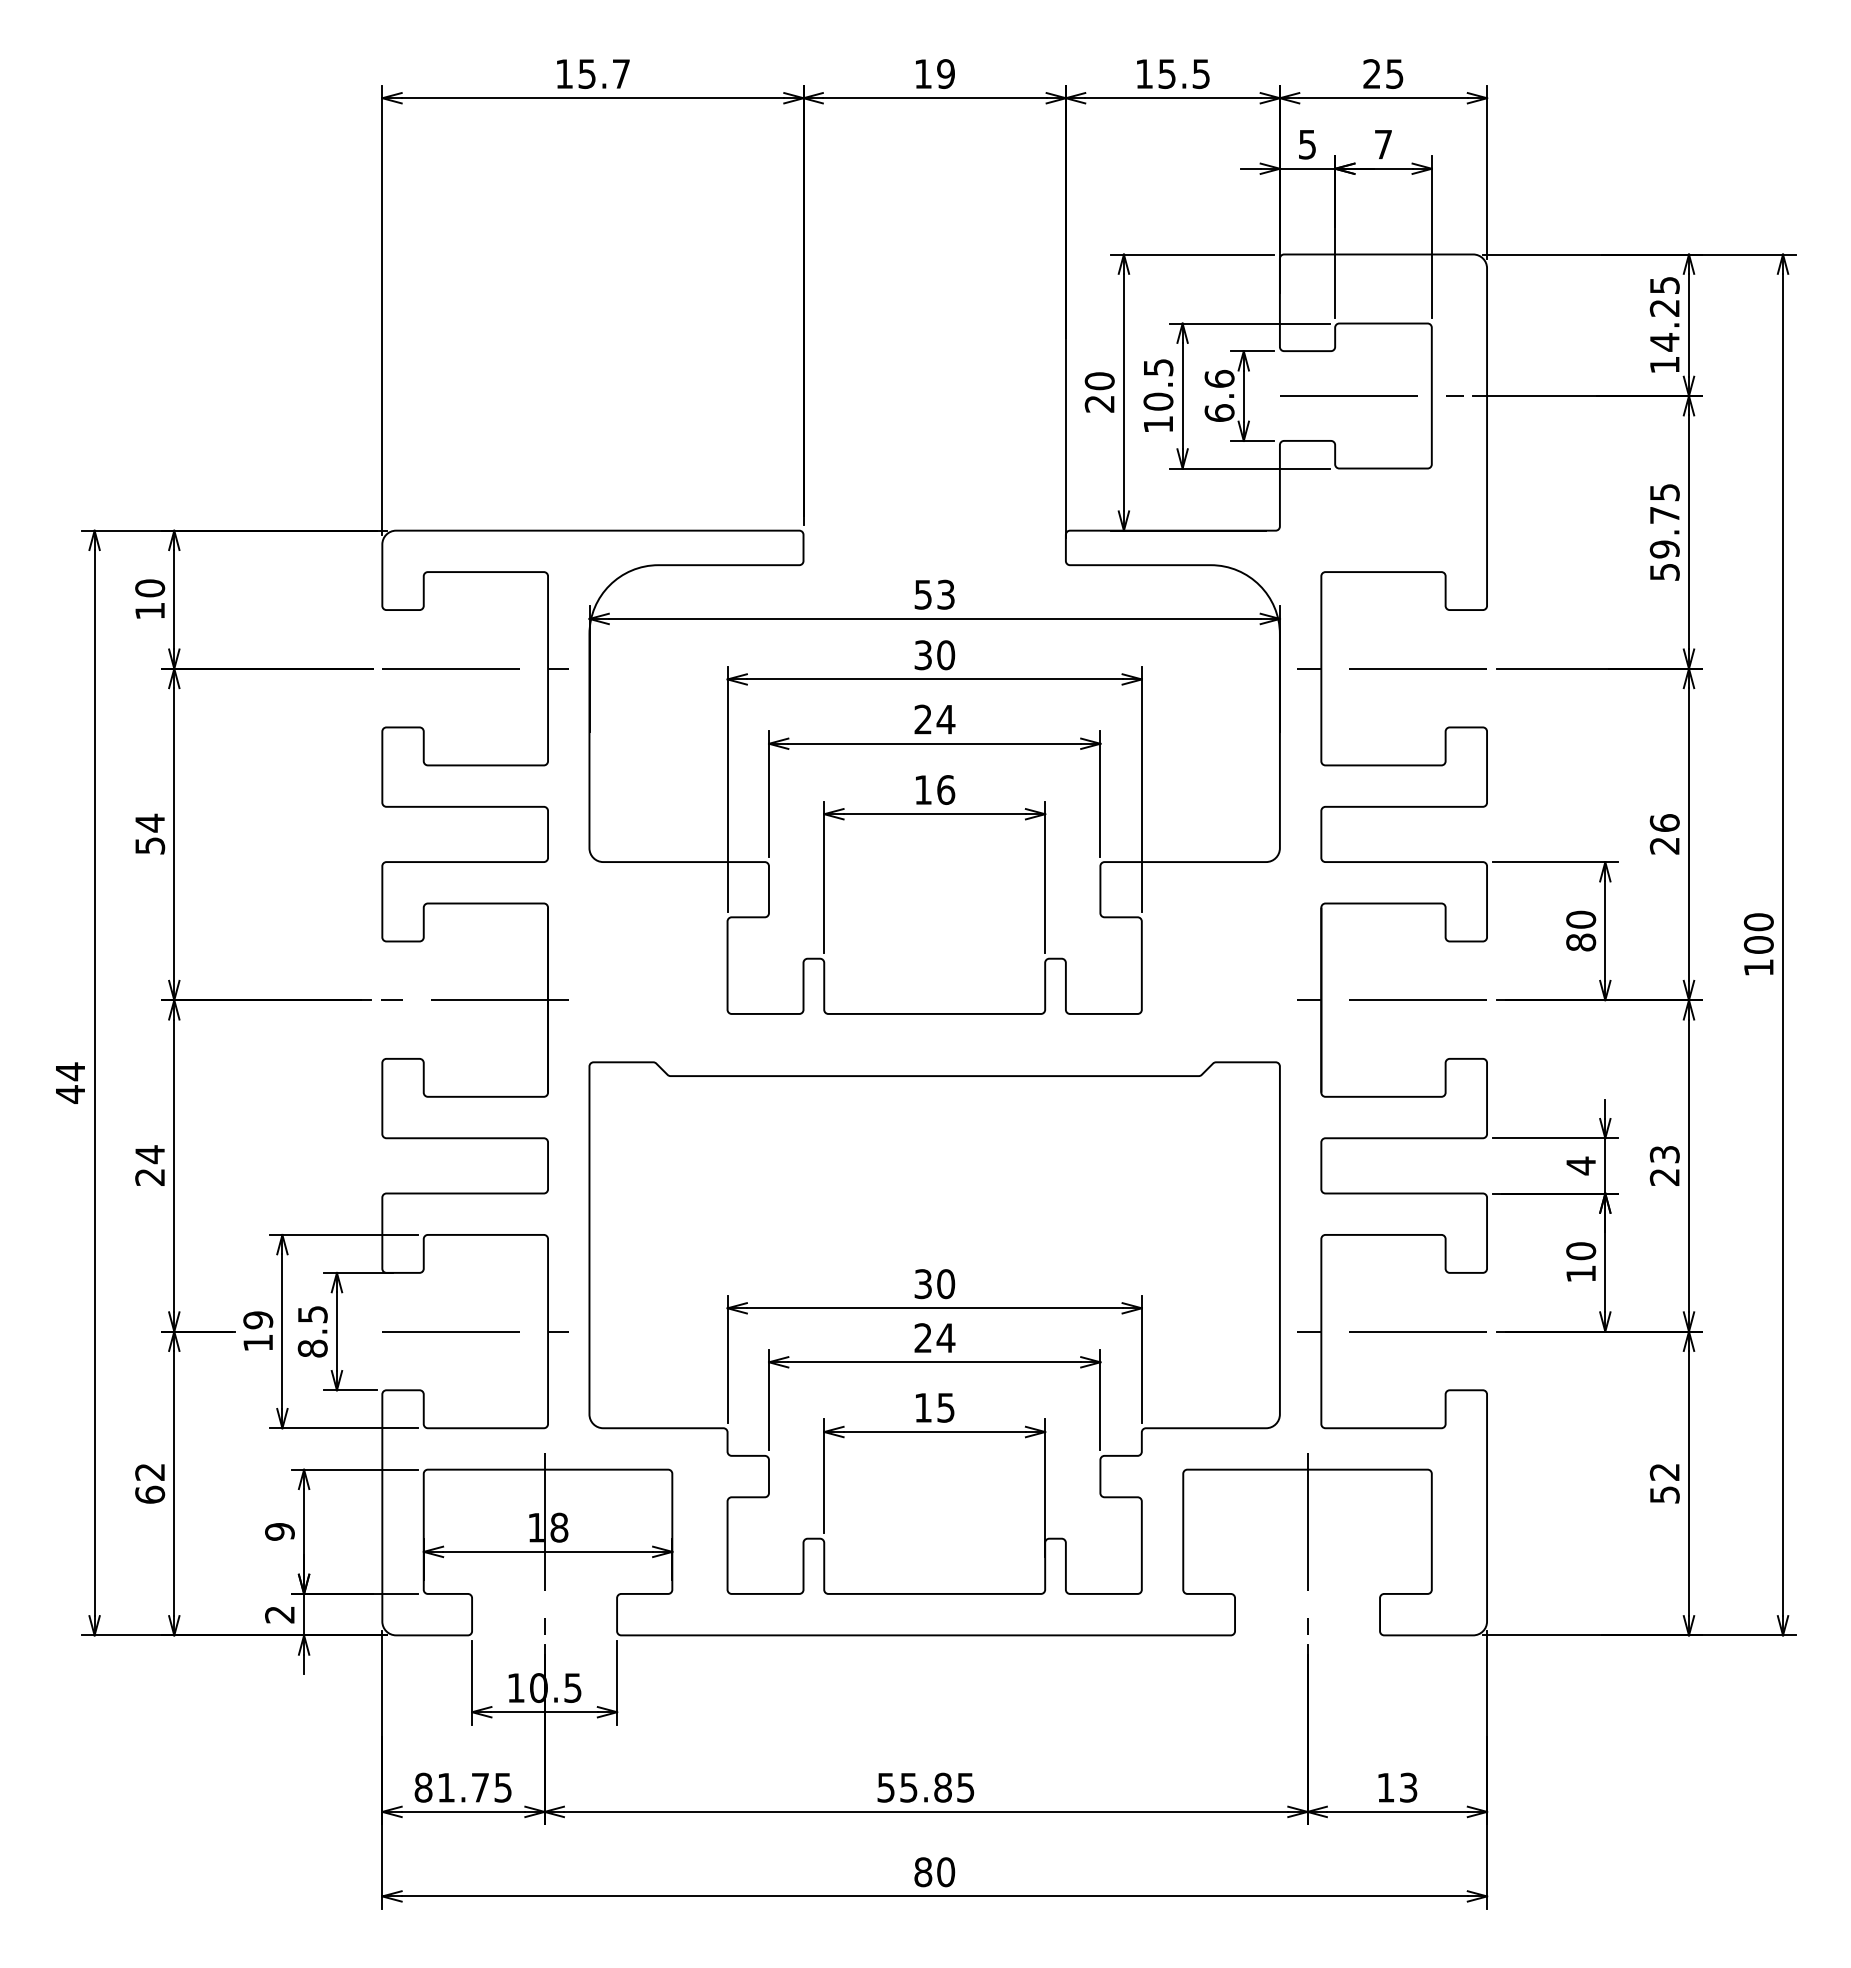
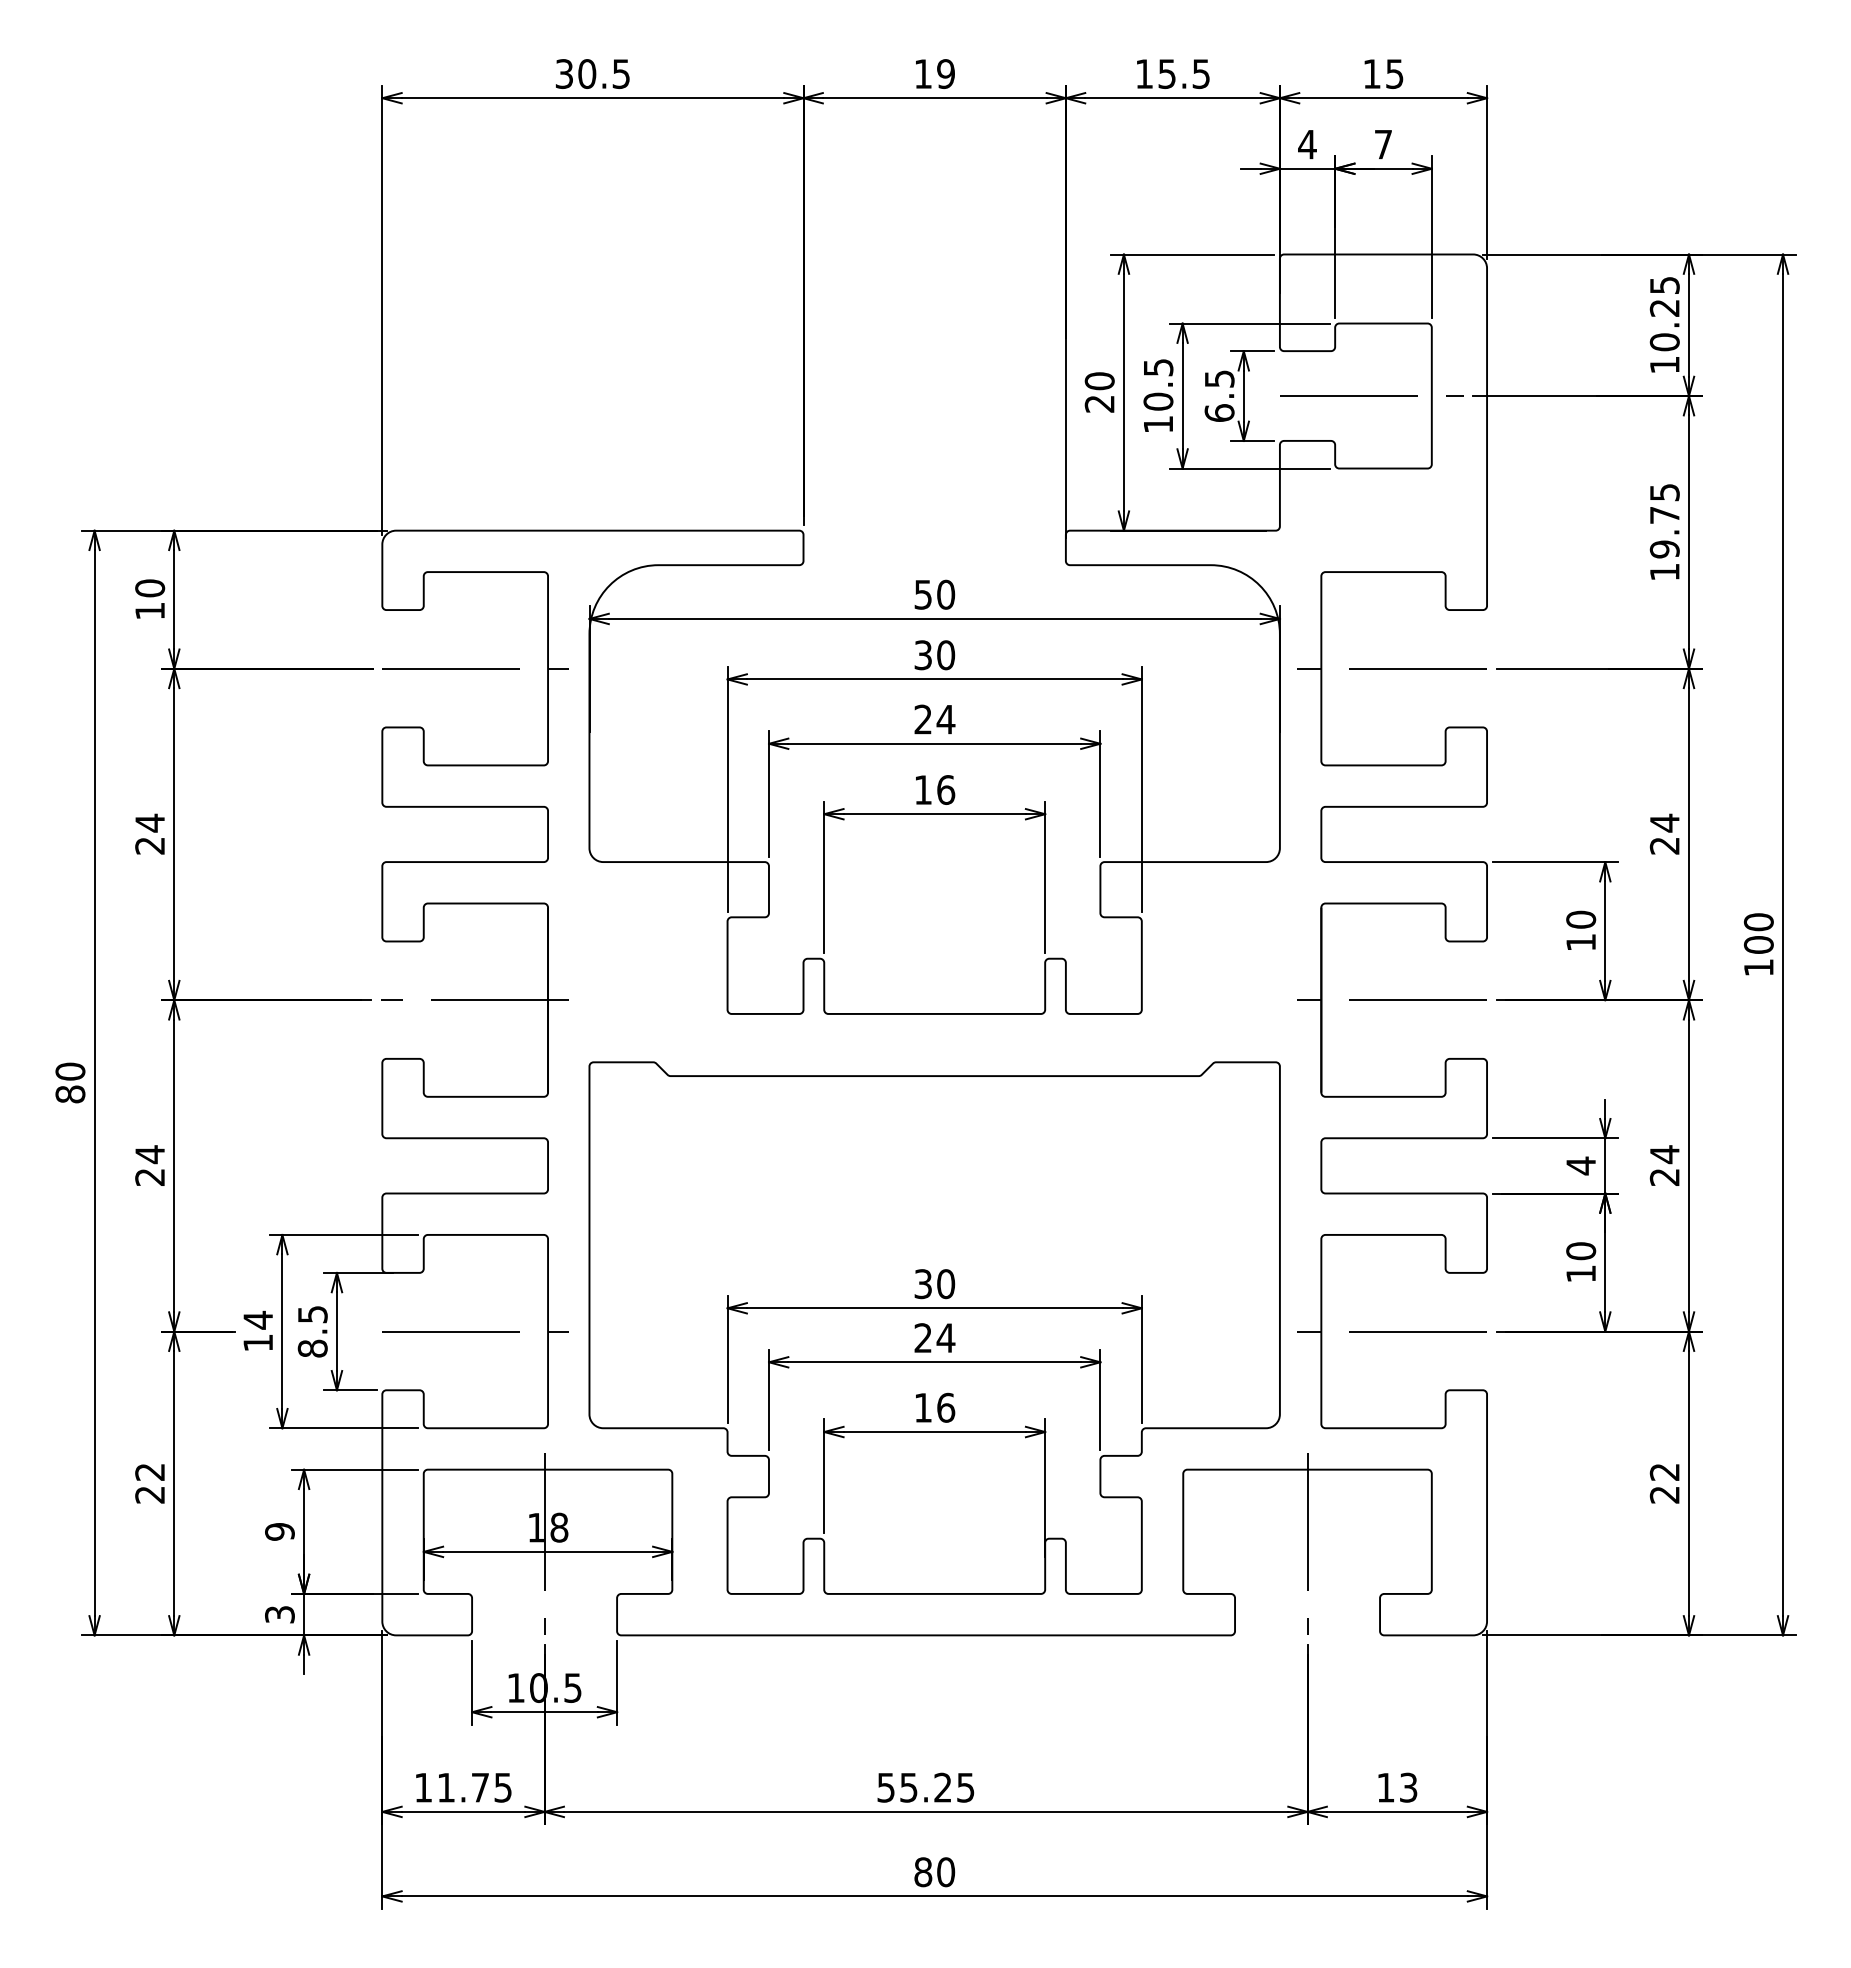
text: 25 -> 15 (1371, 73)
text: 15.7 -> 30.5 (592, 74)
text: 5 -> 4 (1307, 144)
text: 14.25 -> 10.25 (1664, 342)
text: 6.6 -> 6.5 (1219, 378)
text: 59.75 -> 19.75 (1664, 572)
text: 53 -> 50 (946, 594)
text: 26 -> 24 (1664, 822)
text: 54 -> 24 (150, 845)
text: 80 -> 10 (1581, 942)
text: 44 -> 80 (70, 1082)
text: 23 -> 24 (1664, 1154)
text: 19 -> 14 (258, 1319)
text: 15 -> 16 (946, 1407)
text: 62 -> 22 (150, 1494)
text: 52 -> 22 (1664, 1494)
text: 2 -> 3 (279, 1614)
text: 81.75 -> 11.75 (423, 1787)
text: 55.85 -> 55.25 (942, 1787)
